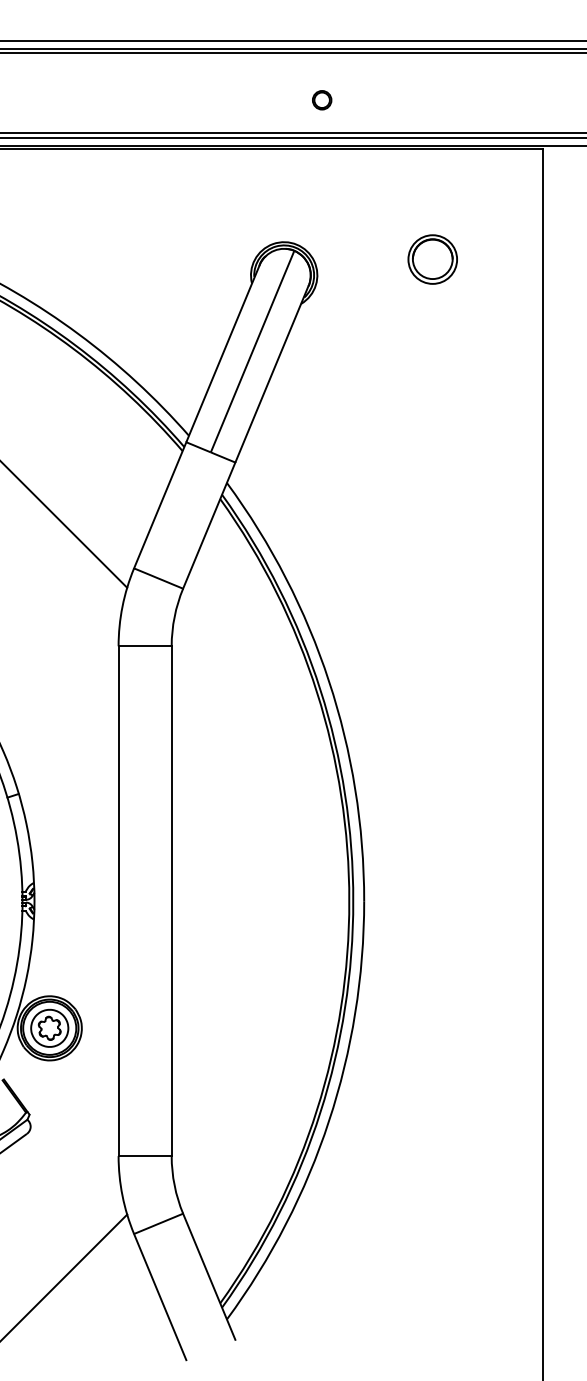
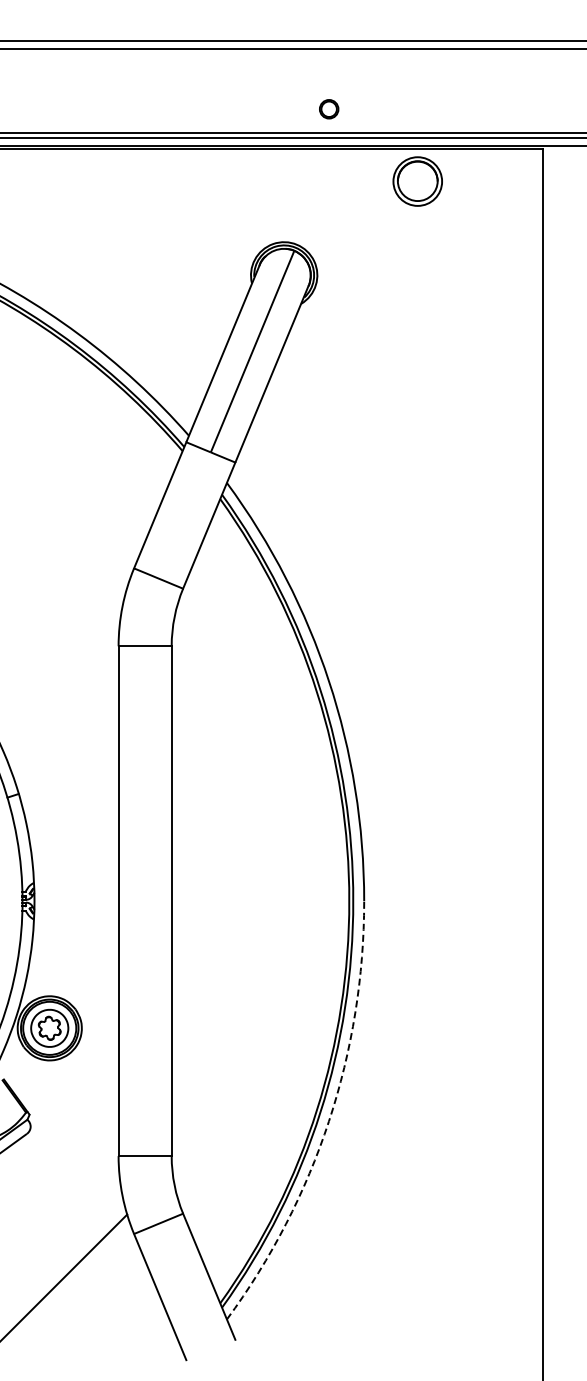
line: present -> none (292, 52)
part position: (322, 100) -> (329, 109) (329, 109)
part position: (432, 259) -> (417, 181) (417, 181)
line: present -> none (64, 525)
arc: solid -> dashed (329, 1121)
